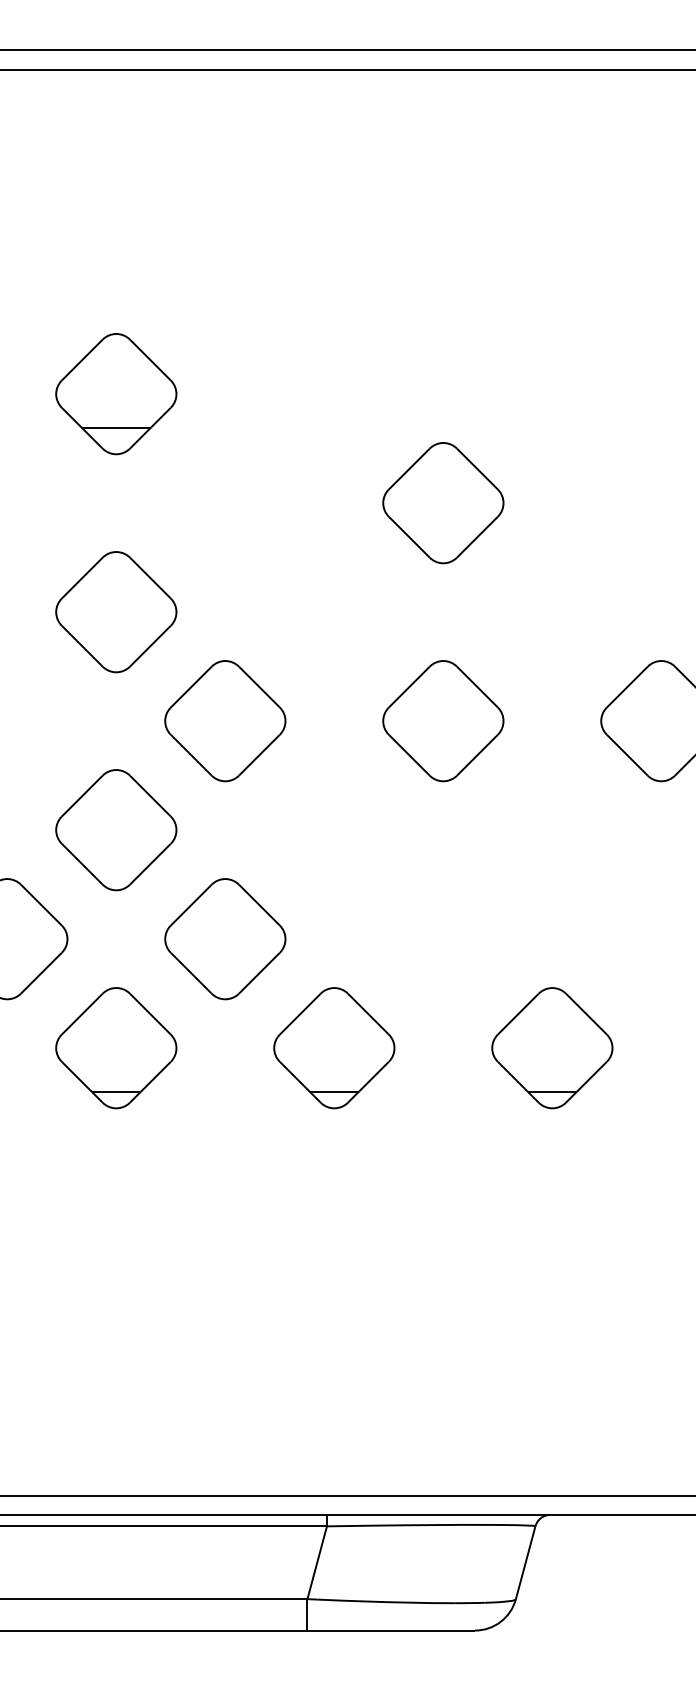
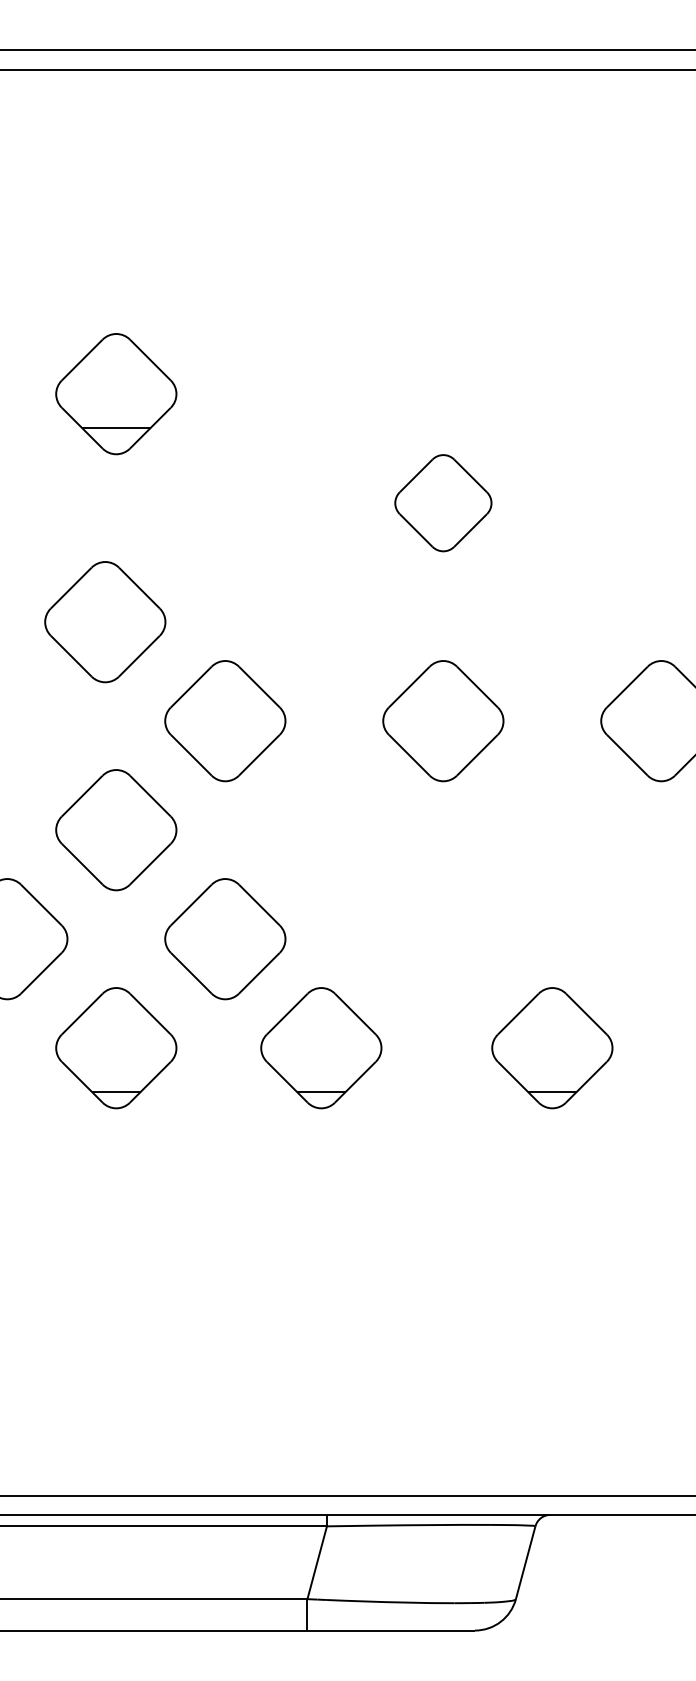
part size: 123x123 px -> 99x99 px (443, 503)
part position: (116, 612) -> (105, 622) (105, 622)
part position: (334, 1048) -> (321, 1048) (321, 1048)
